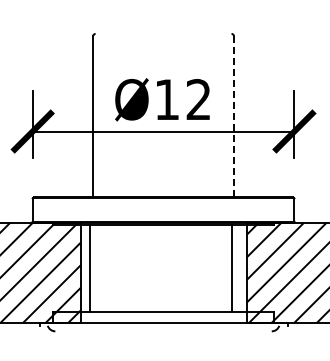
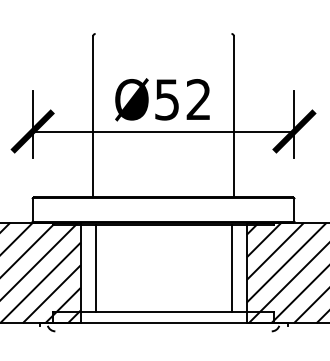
text: Ø12 -> Ø52 (166, 99)
line: dashed -> solid (234, 116)
line position: (89, 268) -> (95, 268) (95, 268)
